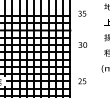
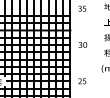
text position: (82, 13) -> (82, 8) (82, 8)
